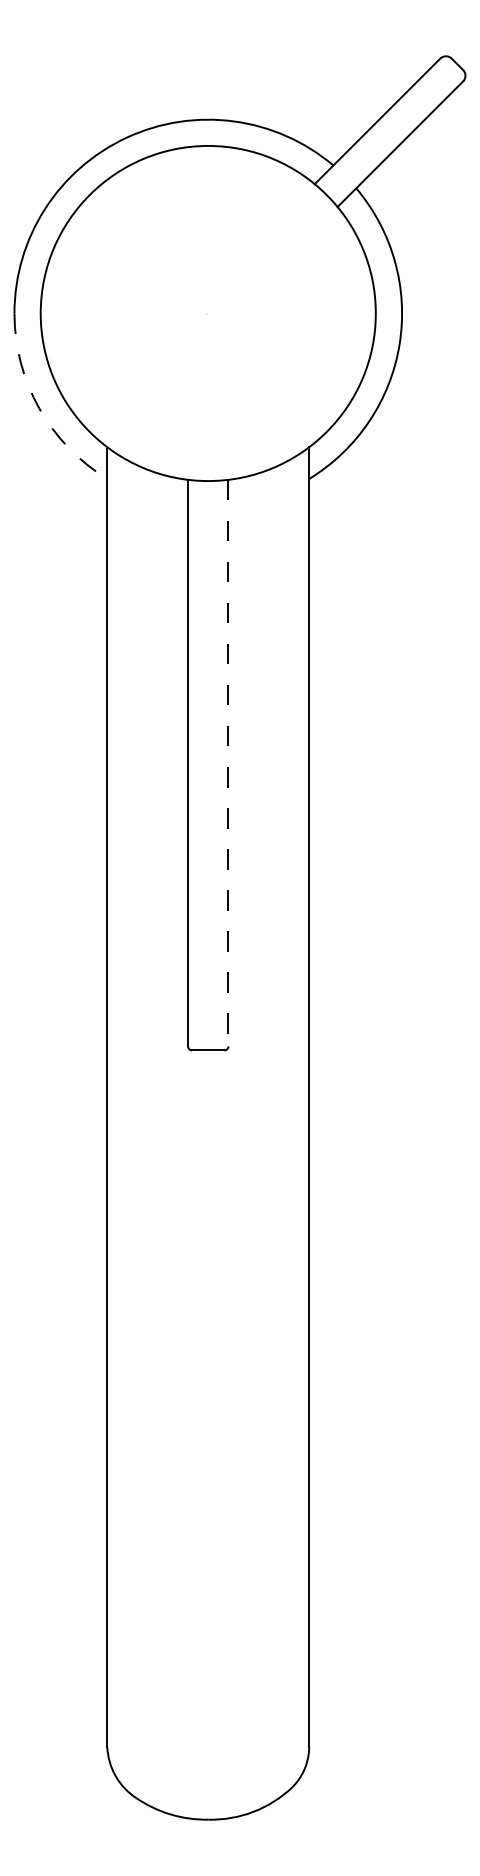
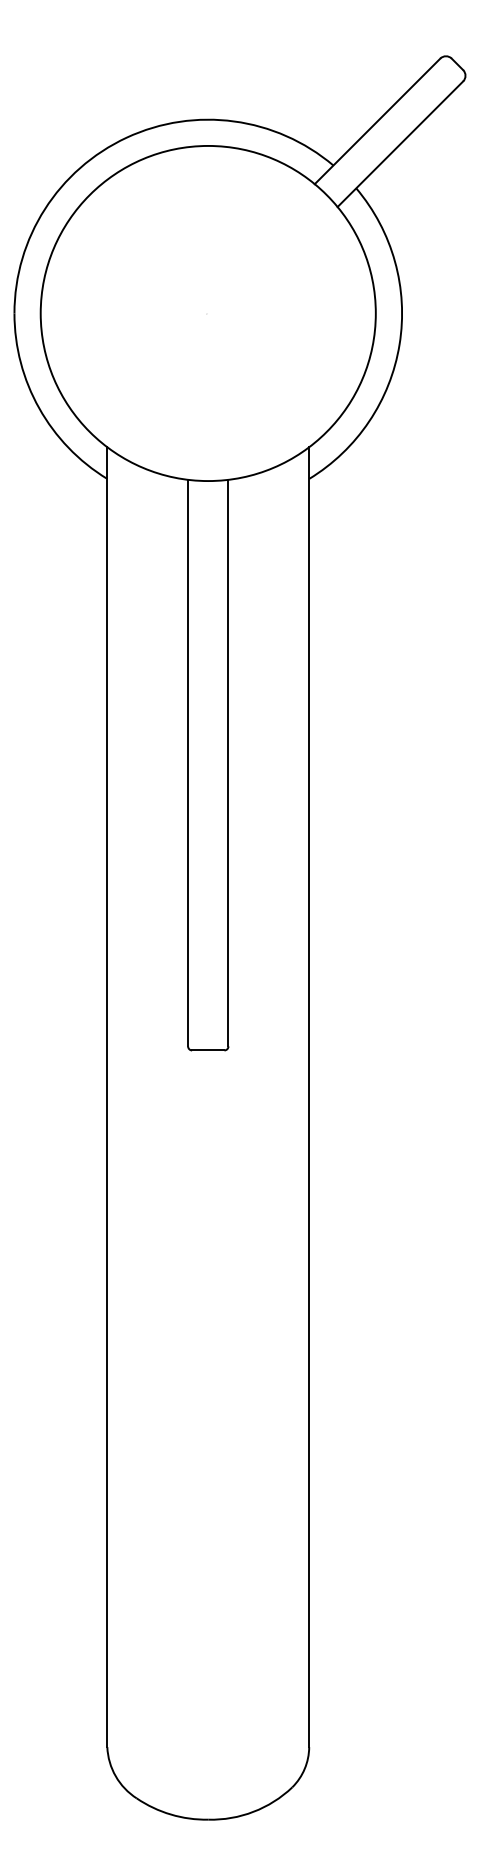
arc: dashed -> solid (39, 408)
line: dashed -> solid (228, 763)
